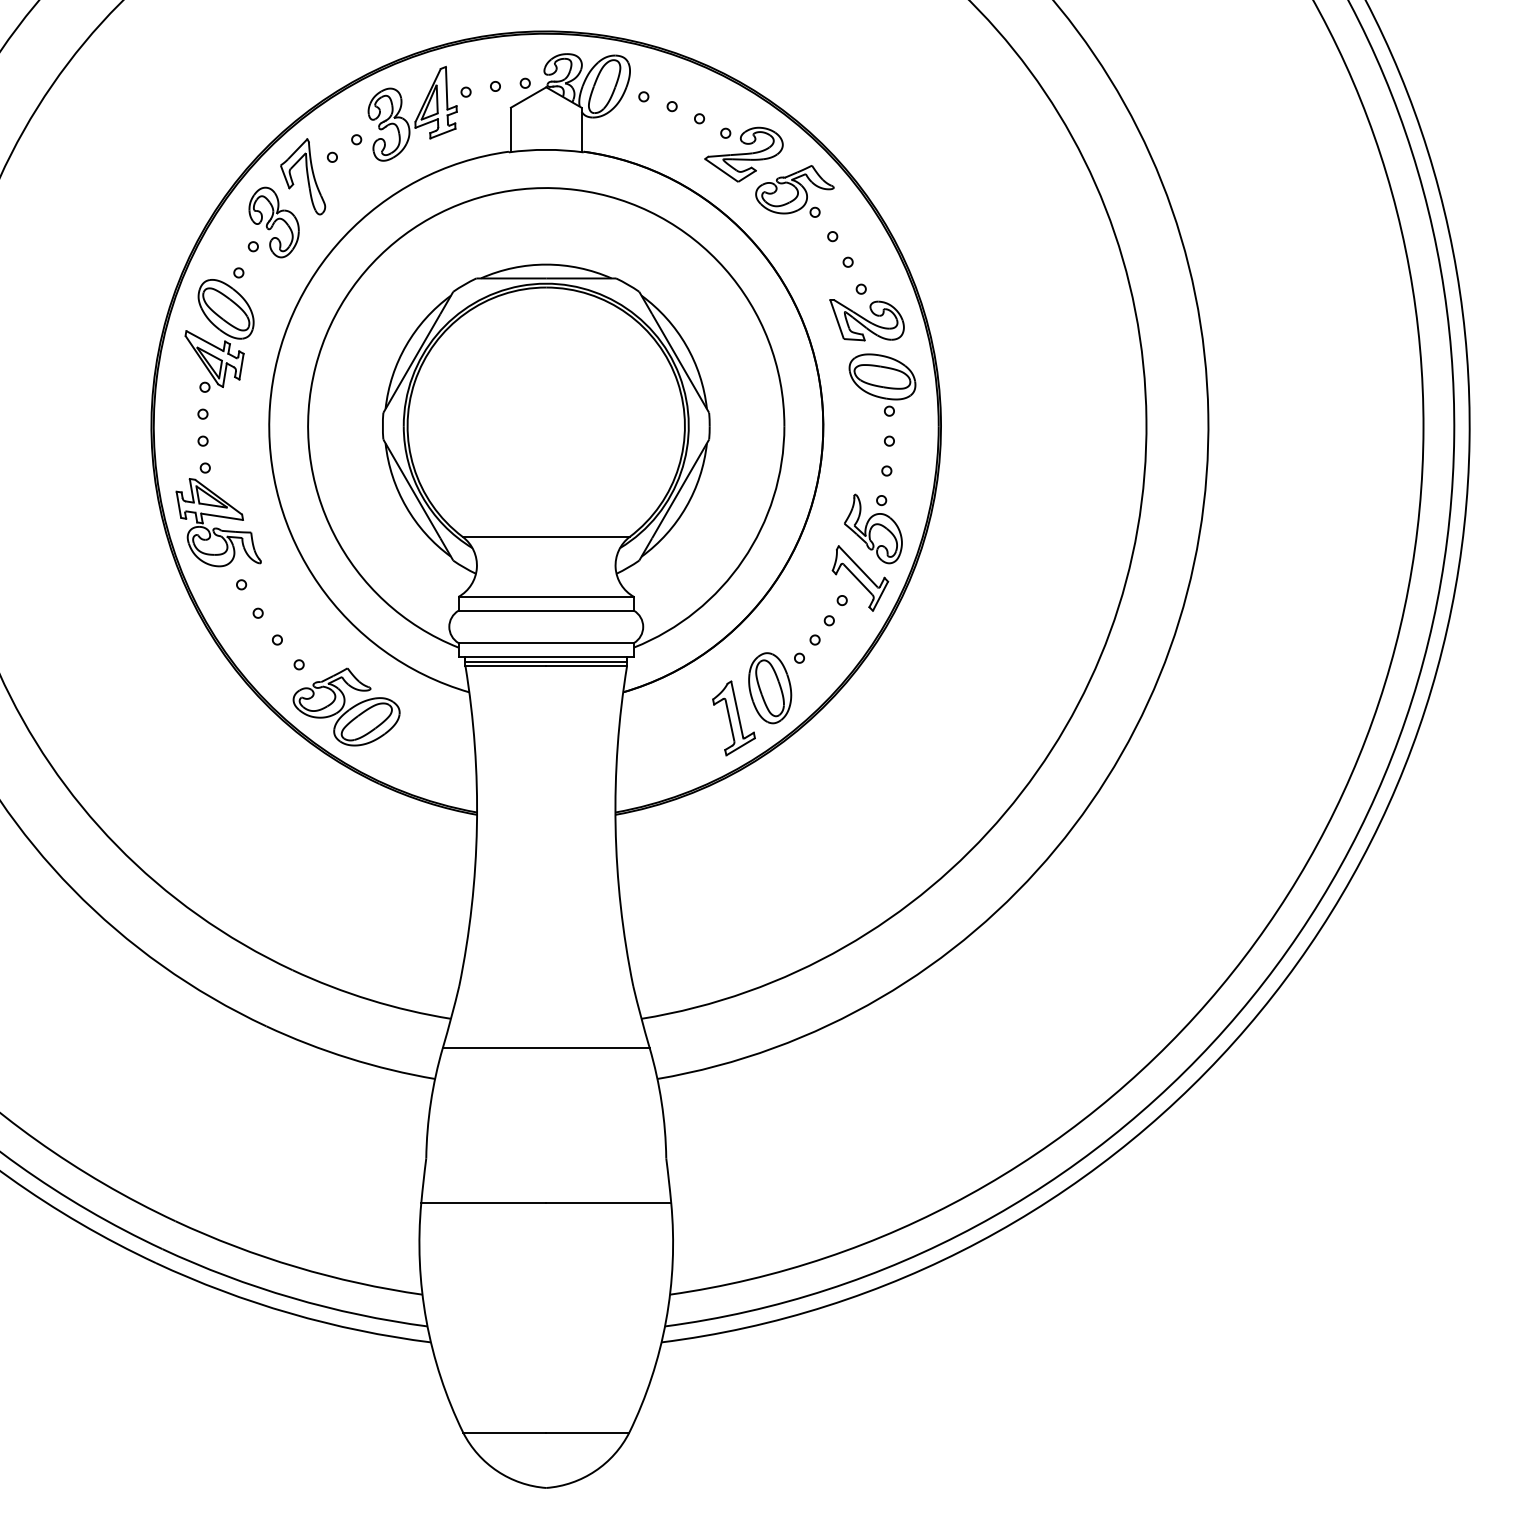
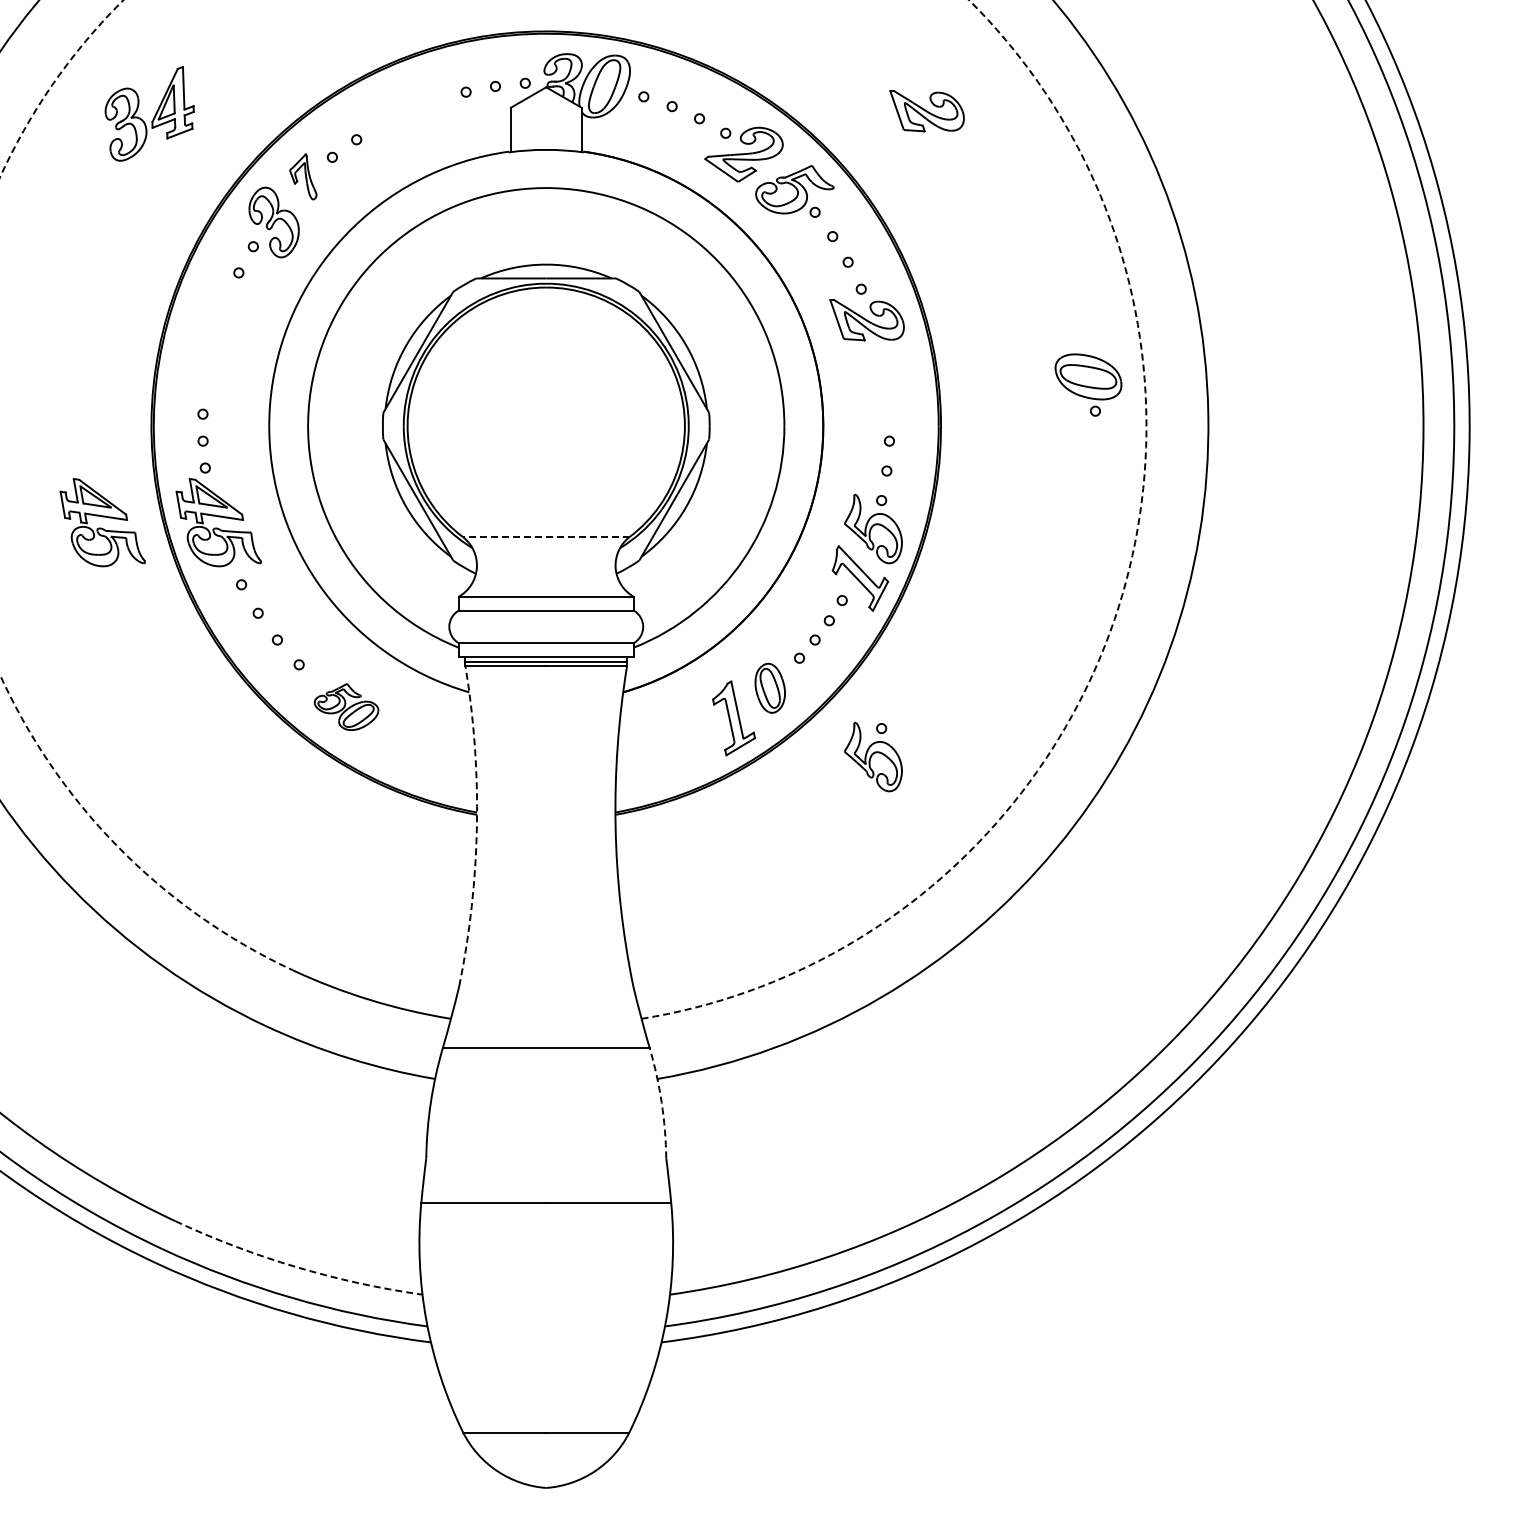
part: none -> present (926, 111)
part position: (412, 113) -> (149, 113) (149, 113)
part size: 47x78 px -> 29x48 px (303, 176)
arc: solid -> dashed (1131, 292)
part: present -> none (219, 335)
part position: (882, 384) -> (1088, 384) (1088, 384)
part: none -> present (102, 522)
line: solid -> dashed (546, 536)
part size: 45x73 px -> 32x52 px (769, 687)
part size: 109x80 px -> 67x48 px (346, 706)
part: none -> present (873, 756)
arc: solid -> dashed (476, 826)
arc: solid -> dashed (661, 1102)
arc: solid -> dashed (296, 1267)
